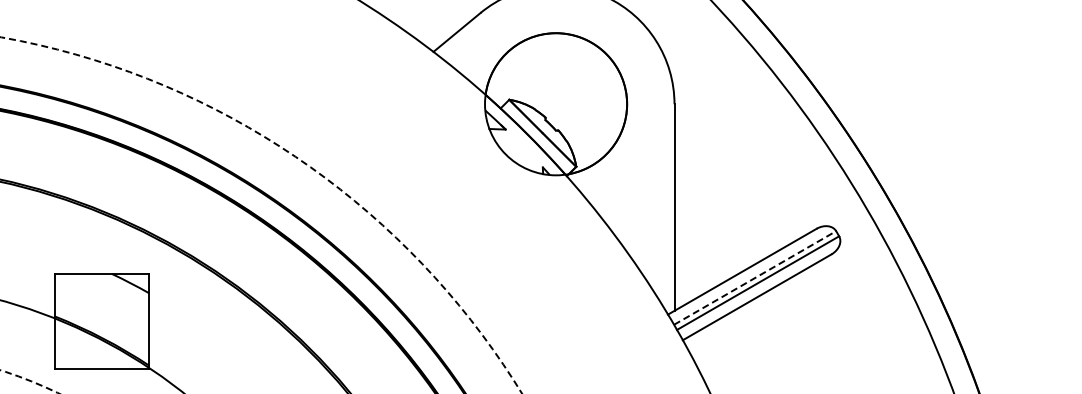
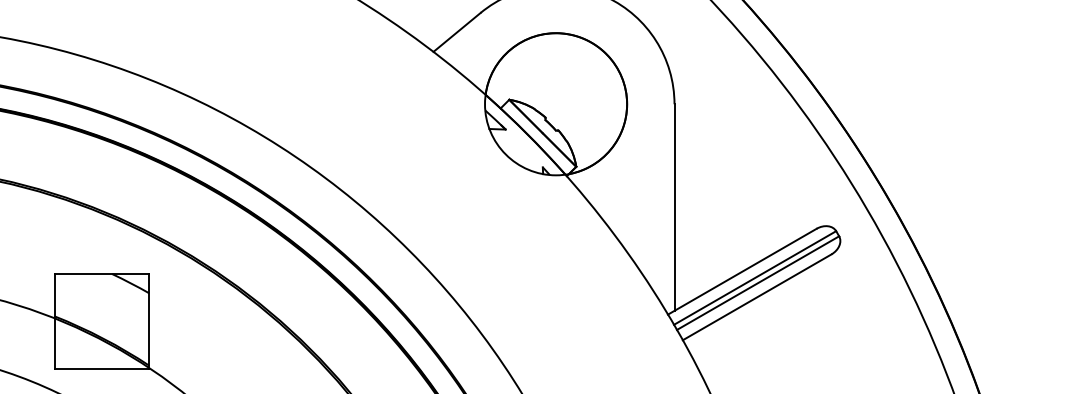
circle: dashed -> solid (260, 215)
line: dashed -> solid (755, 278)
arc: dashed -> solid (30, 380)
